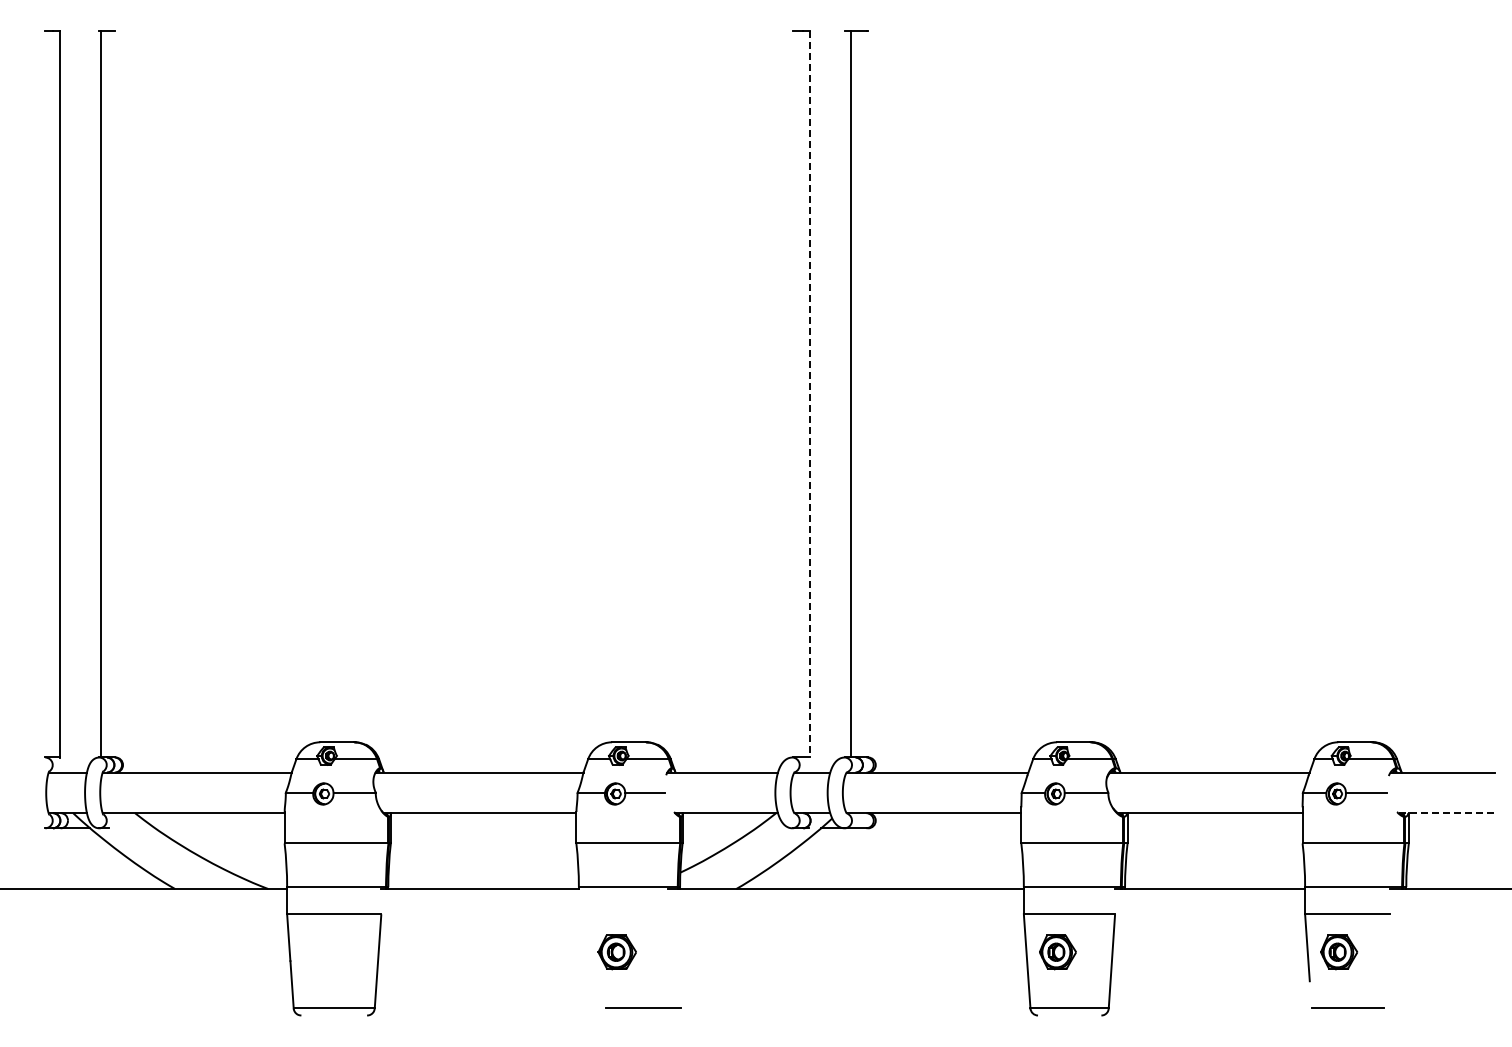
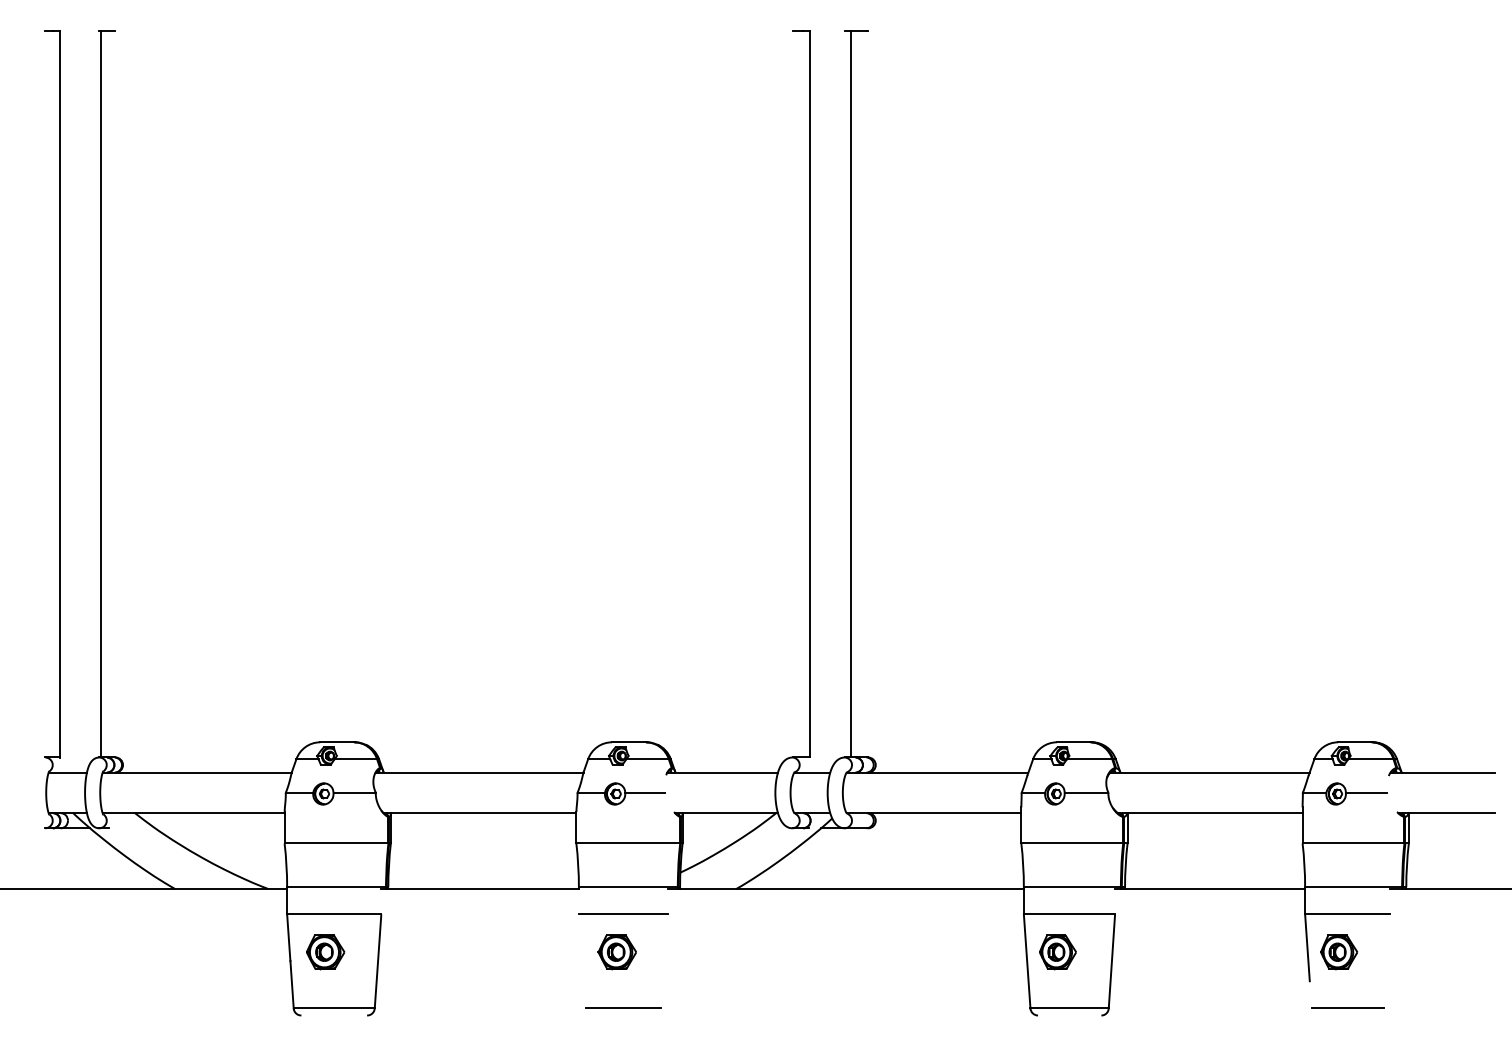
line: dashed -> solid (810, 394)
line: dashed -> solid (1446, 813)
line: none -> present (623, 914)
part: none -> present (325, 952)
line position: (643, 1007) -> (623, 1007) (623, 1007)
